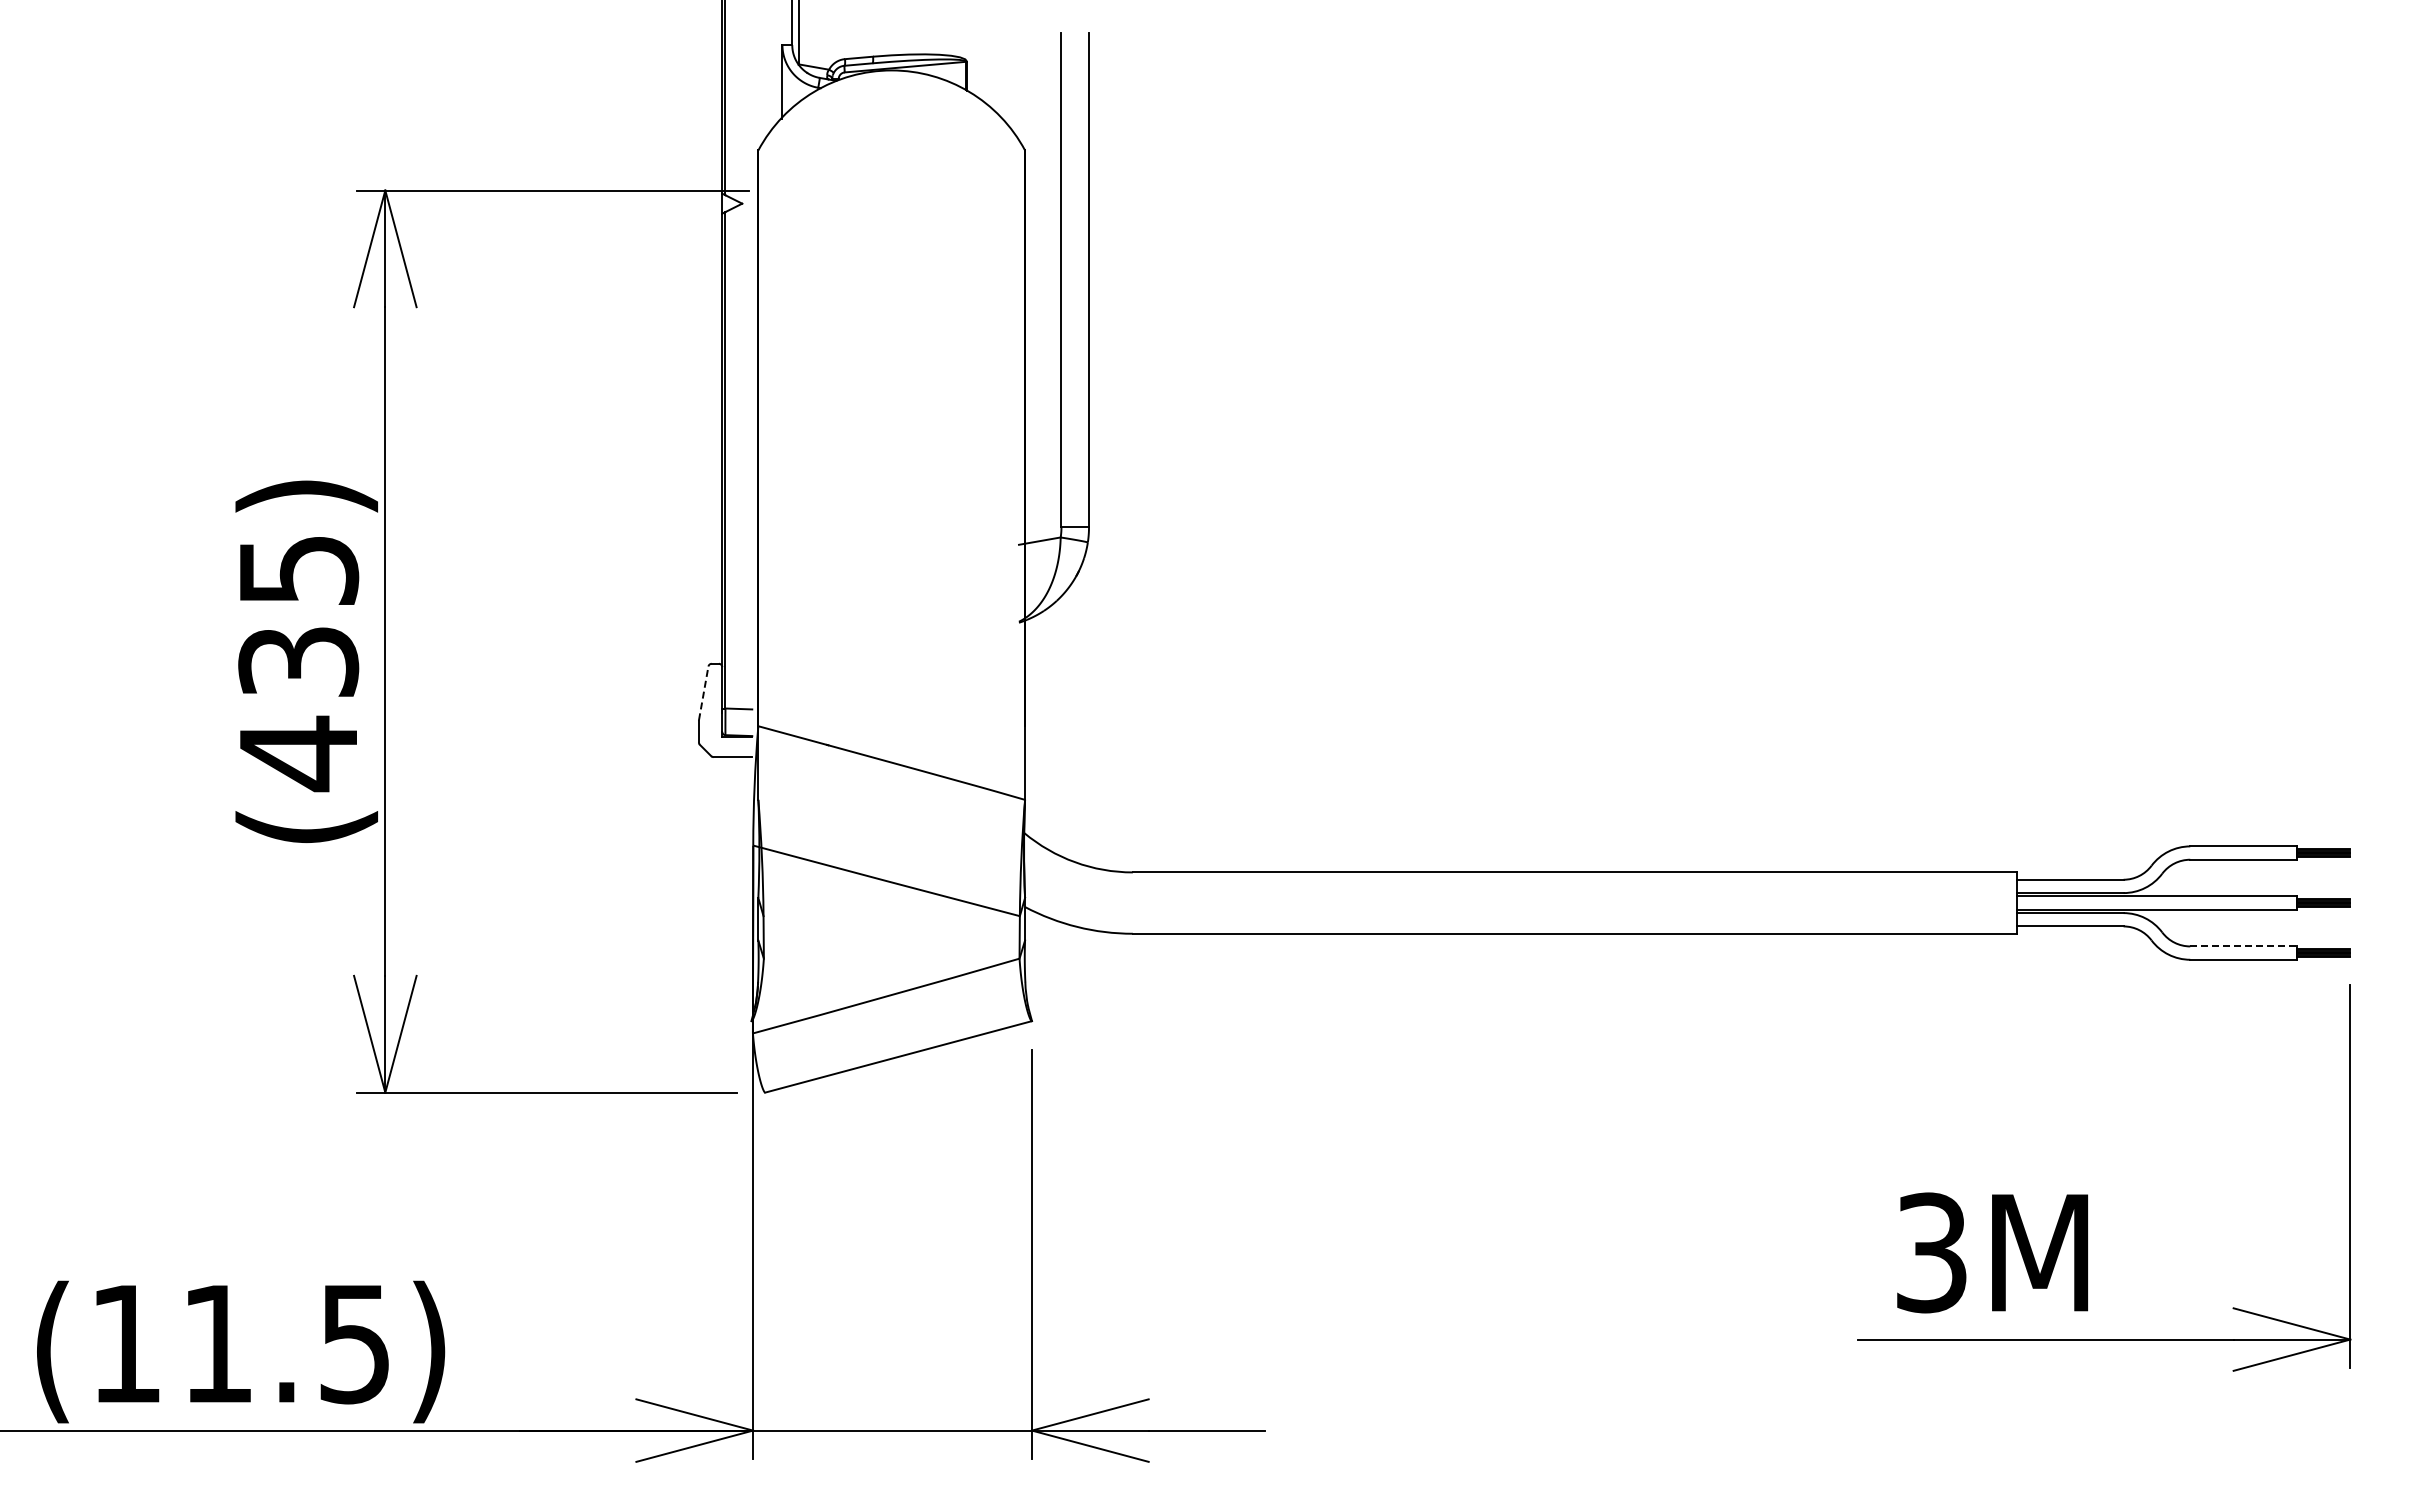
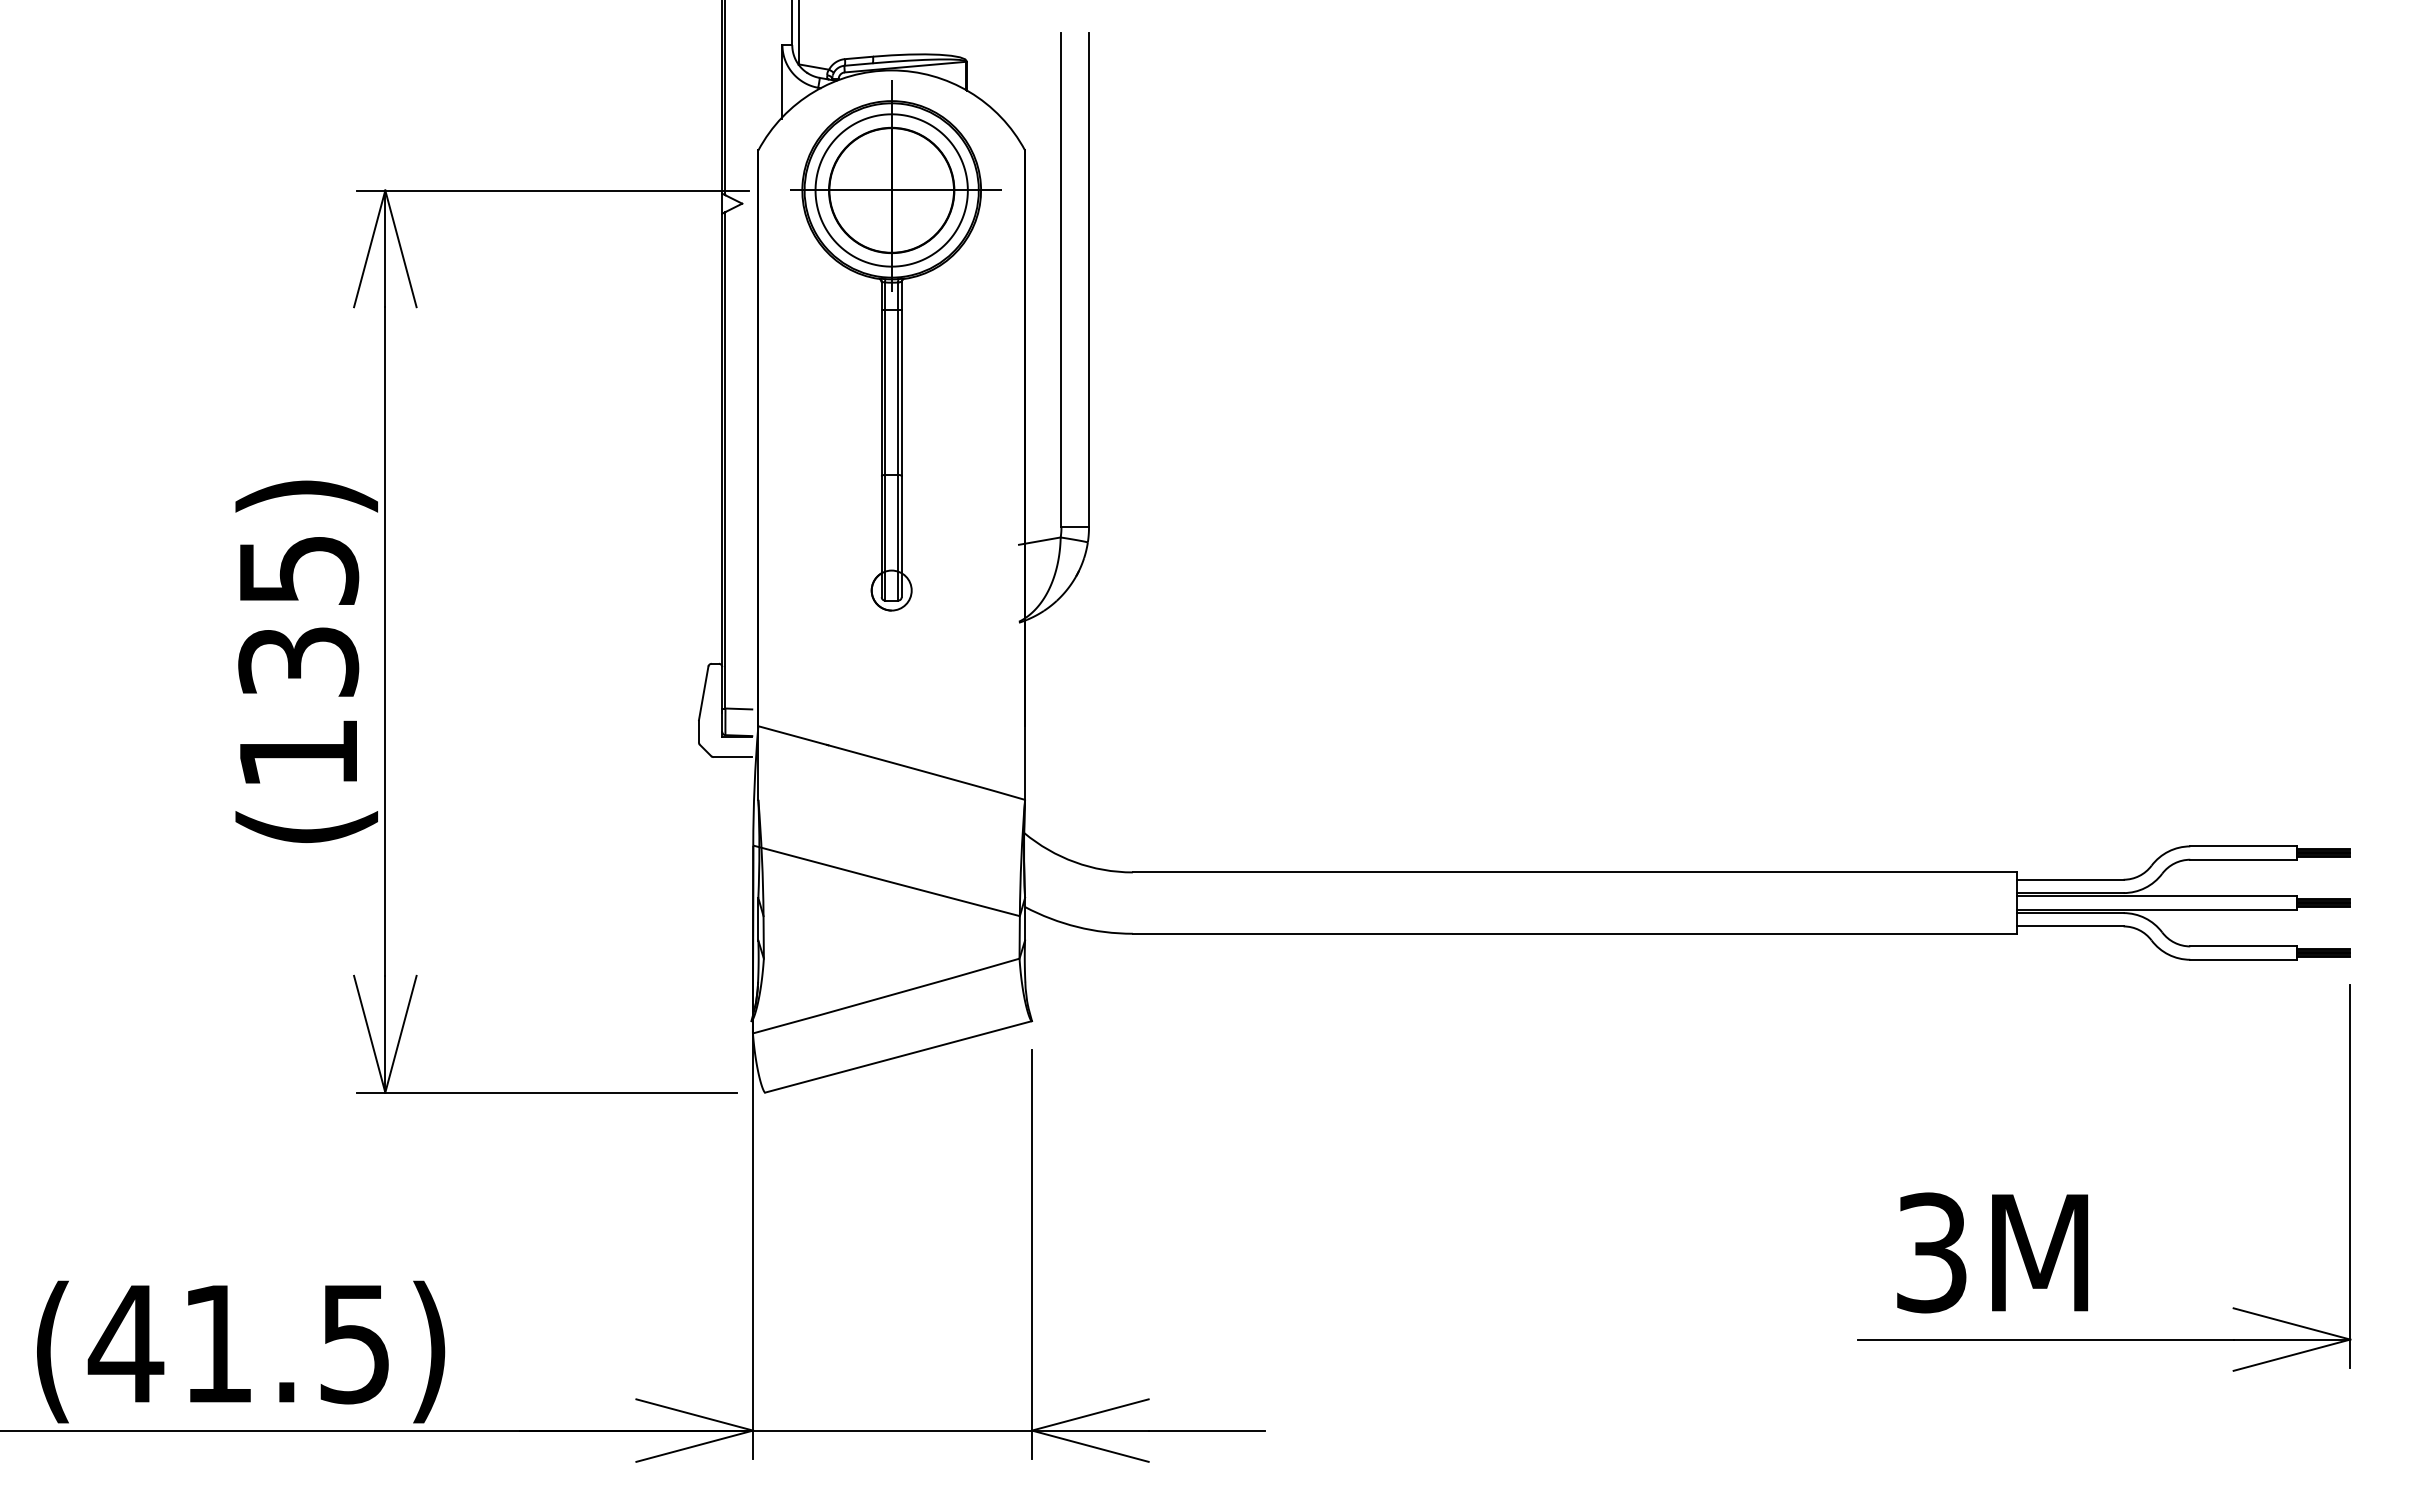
part: none -> present (895, 345)
line: dashed -> solid (703, 692)
text: (435) -> (135) (298, 753)
line: dashed -> solid (2244, 946)
text: (11.5) -> (41.5) (125, 1343)
